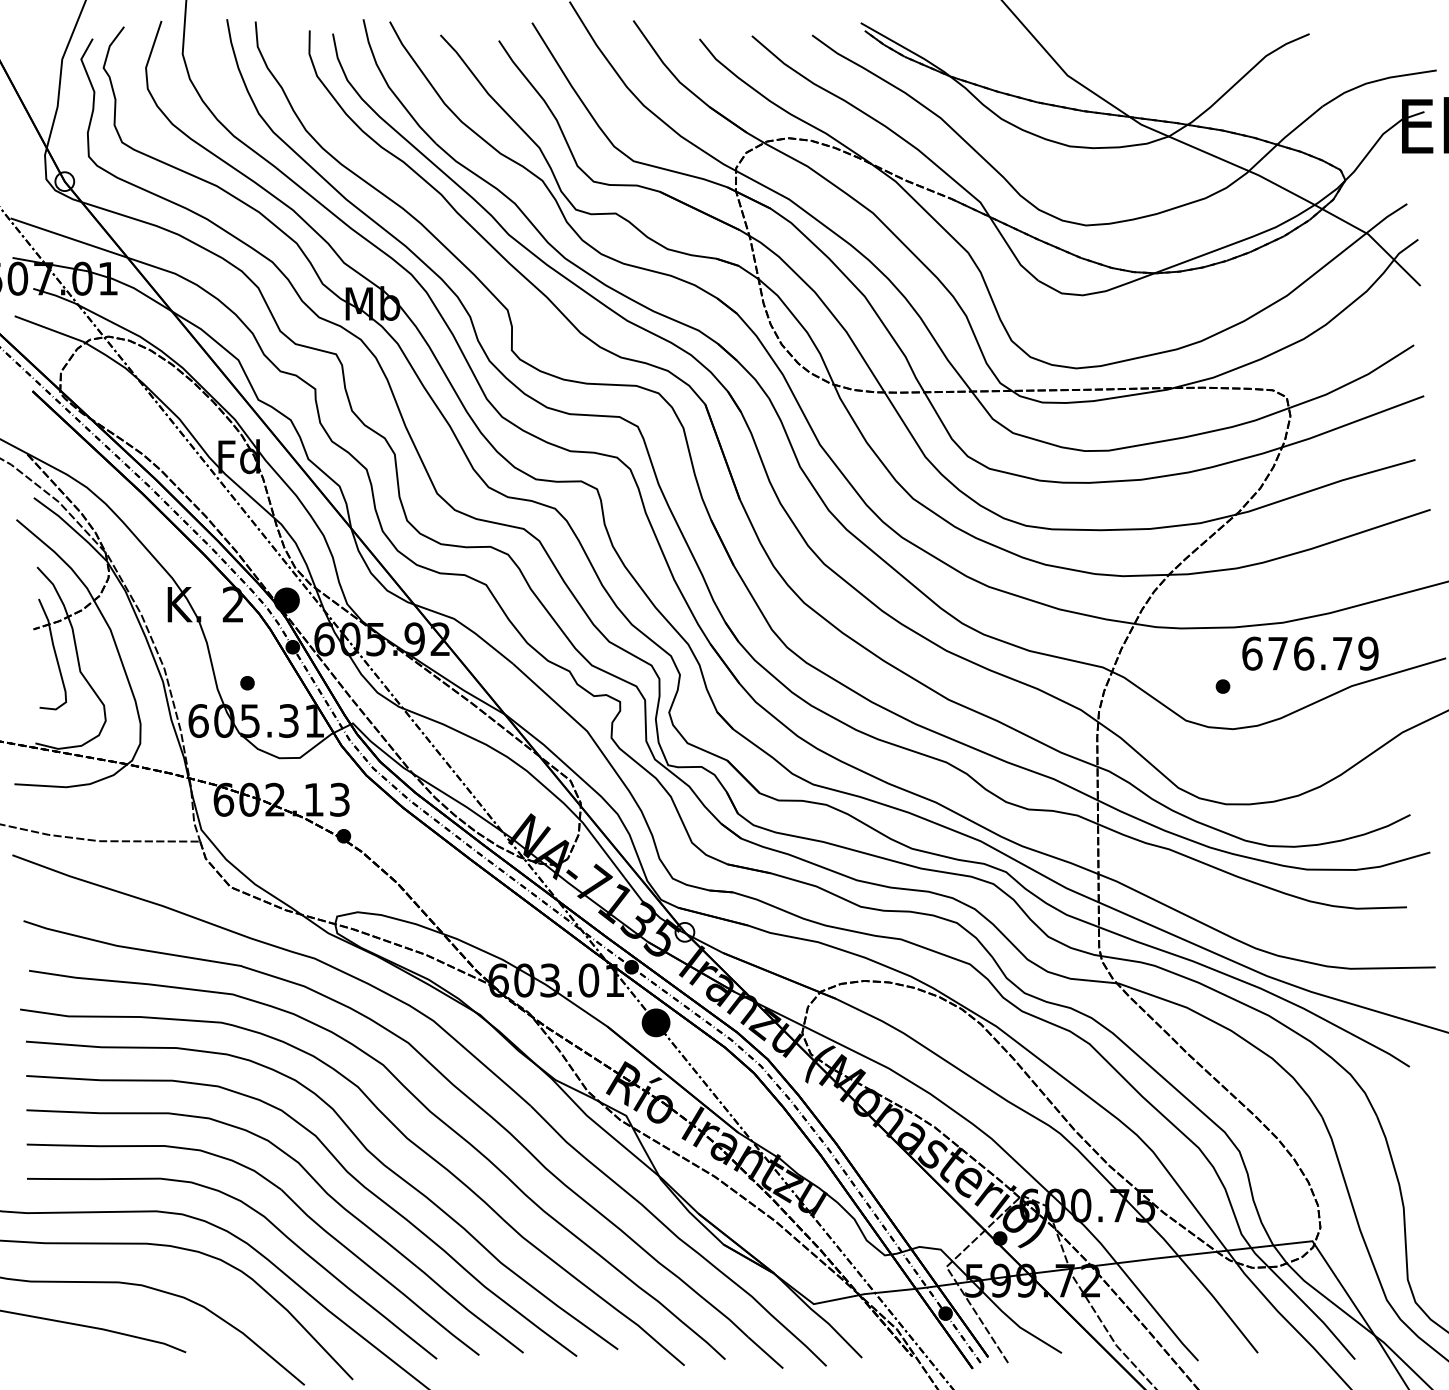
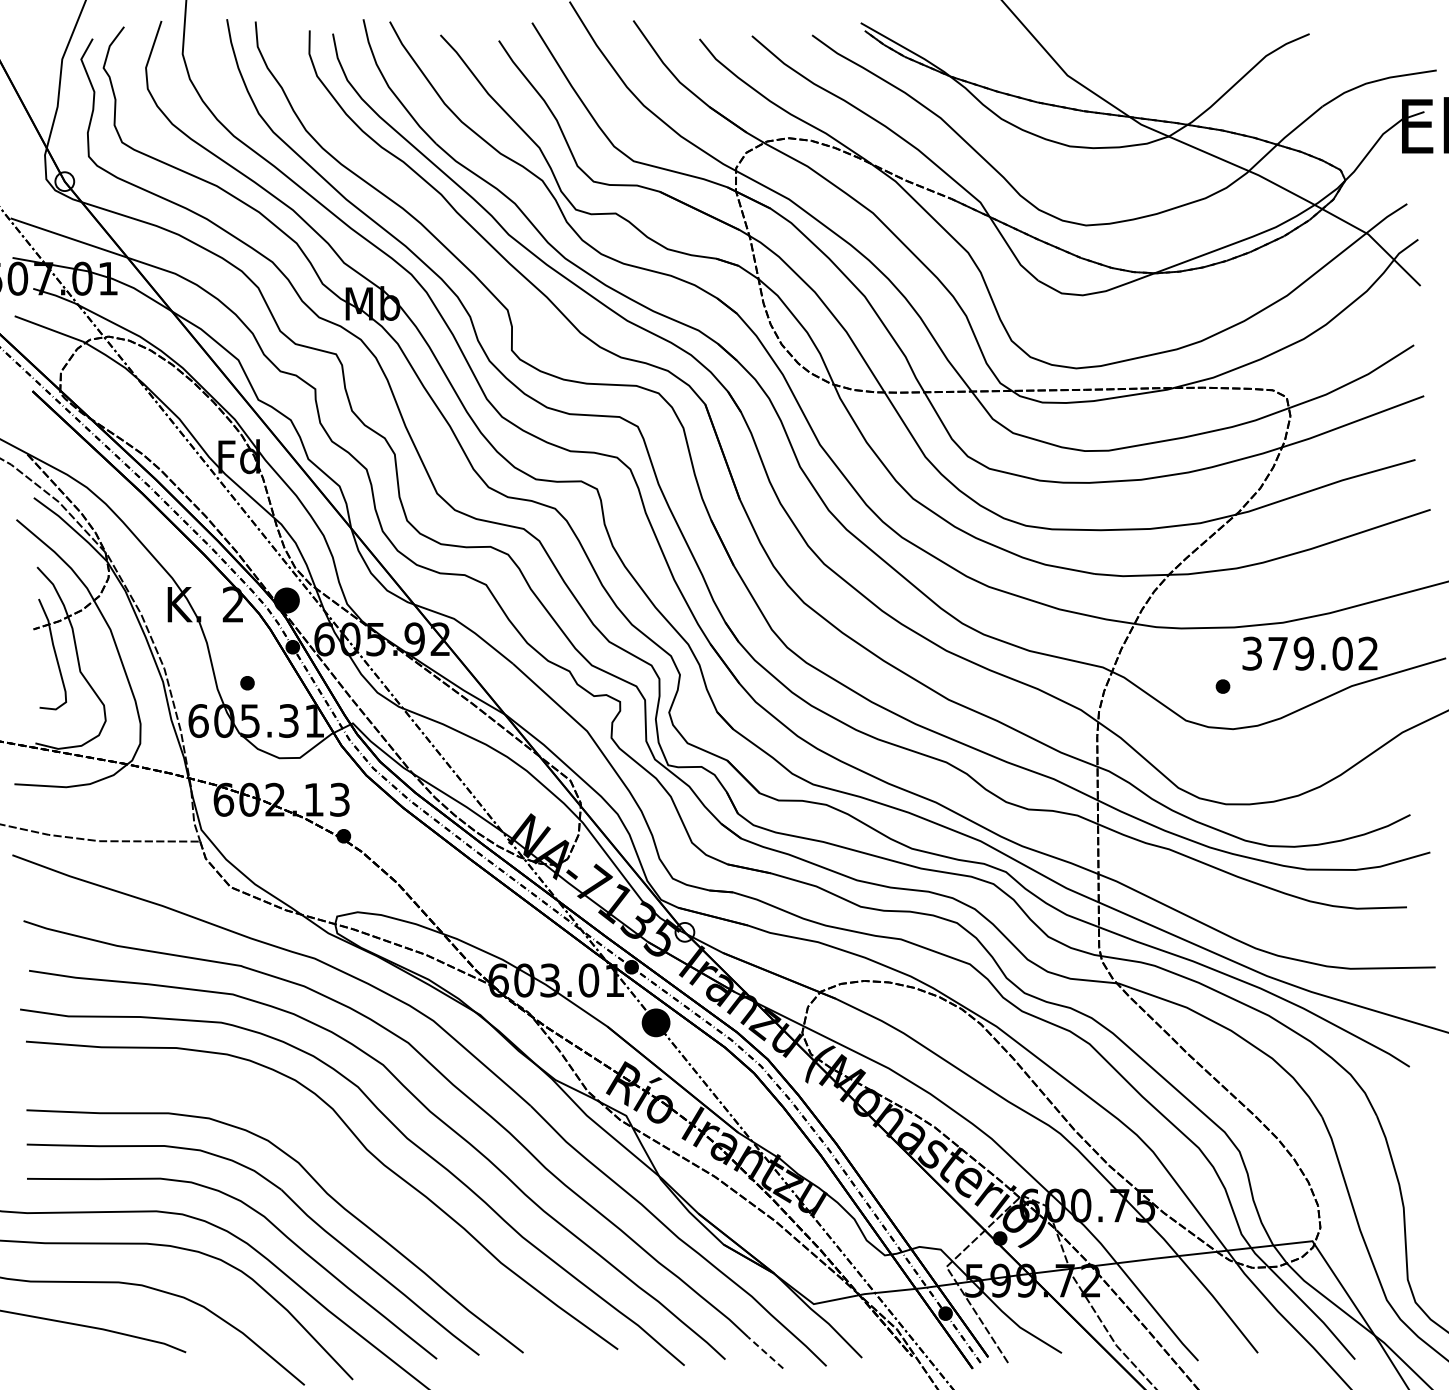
text: 676.79 -> 379.02 (1310, 653)
curve: present -> none (345, 1171)
line: solid -> dashed (765, 1352)
